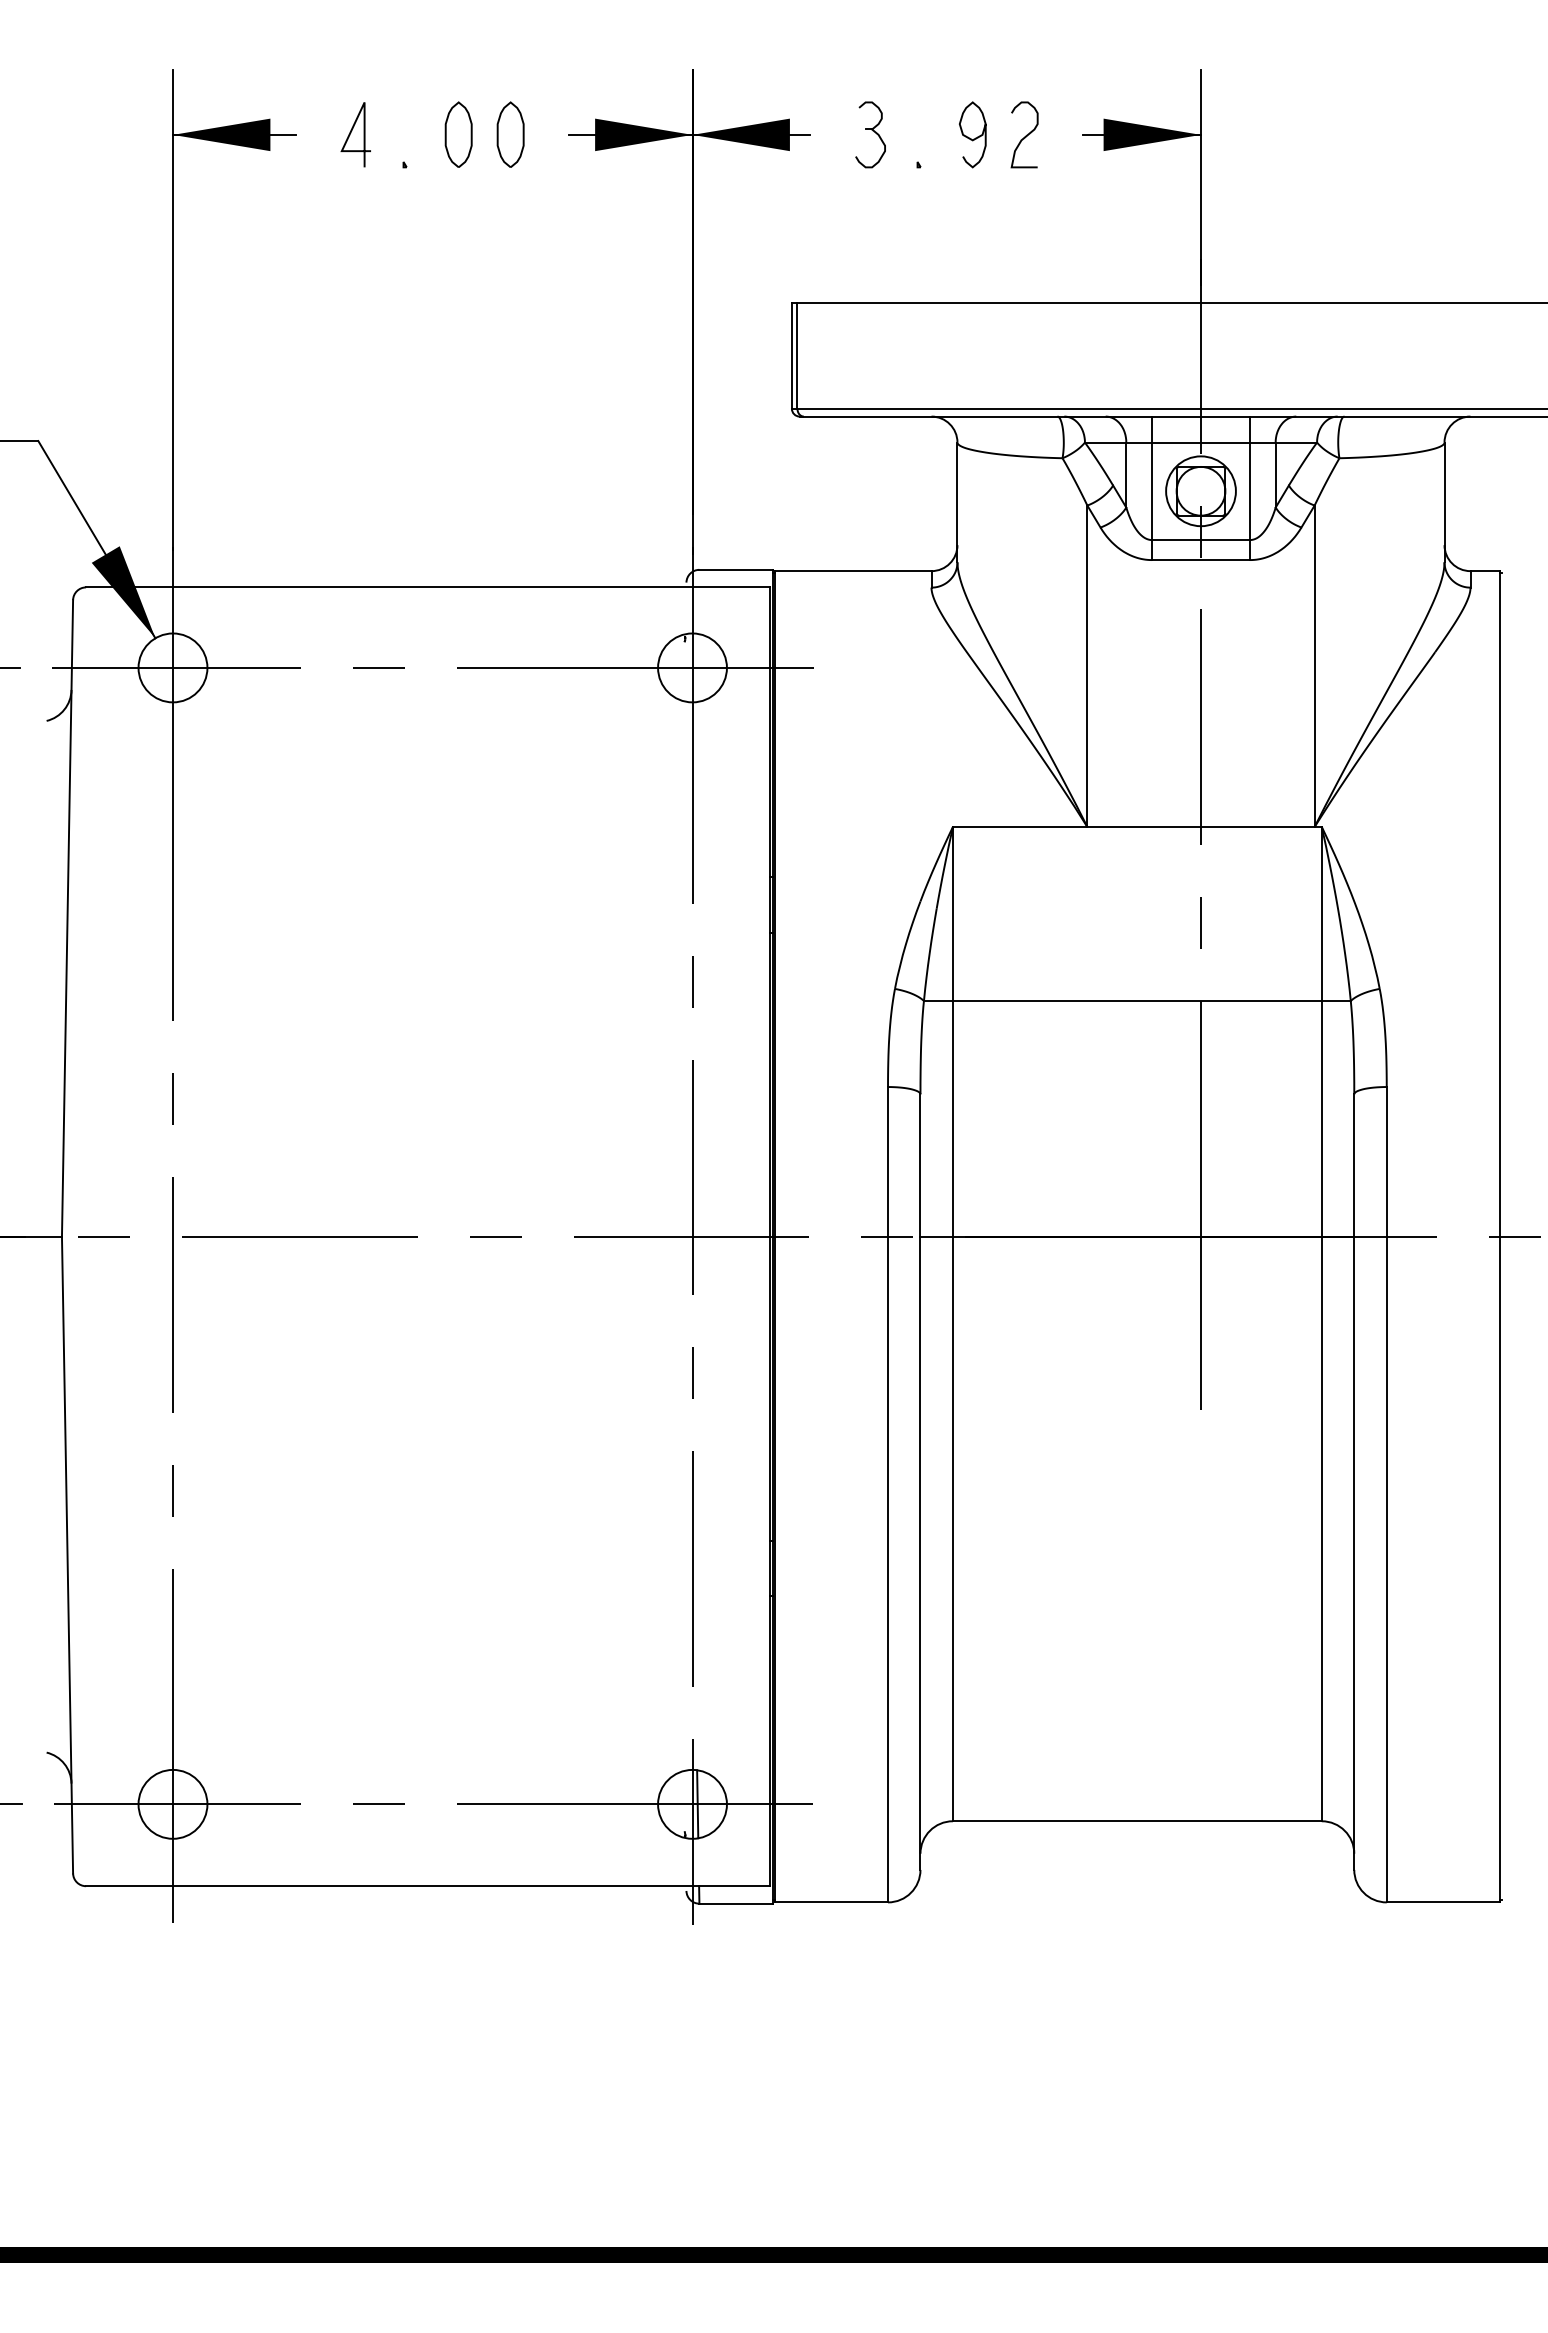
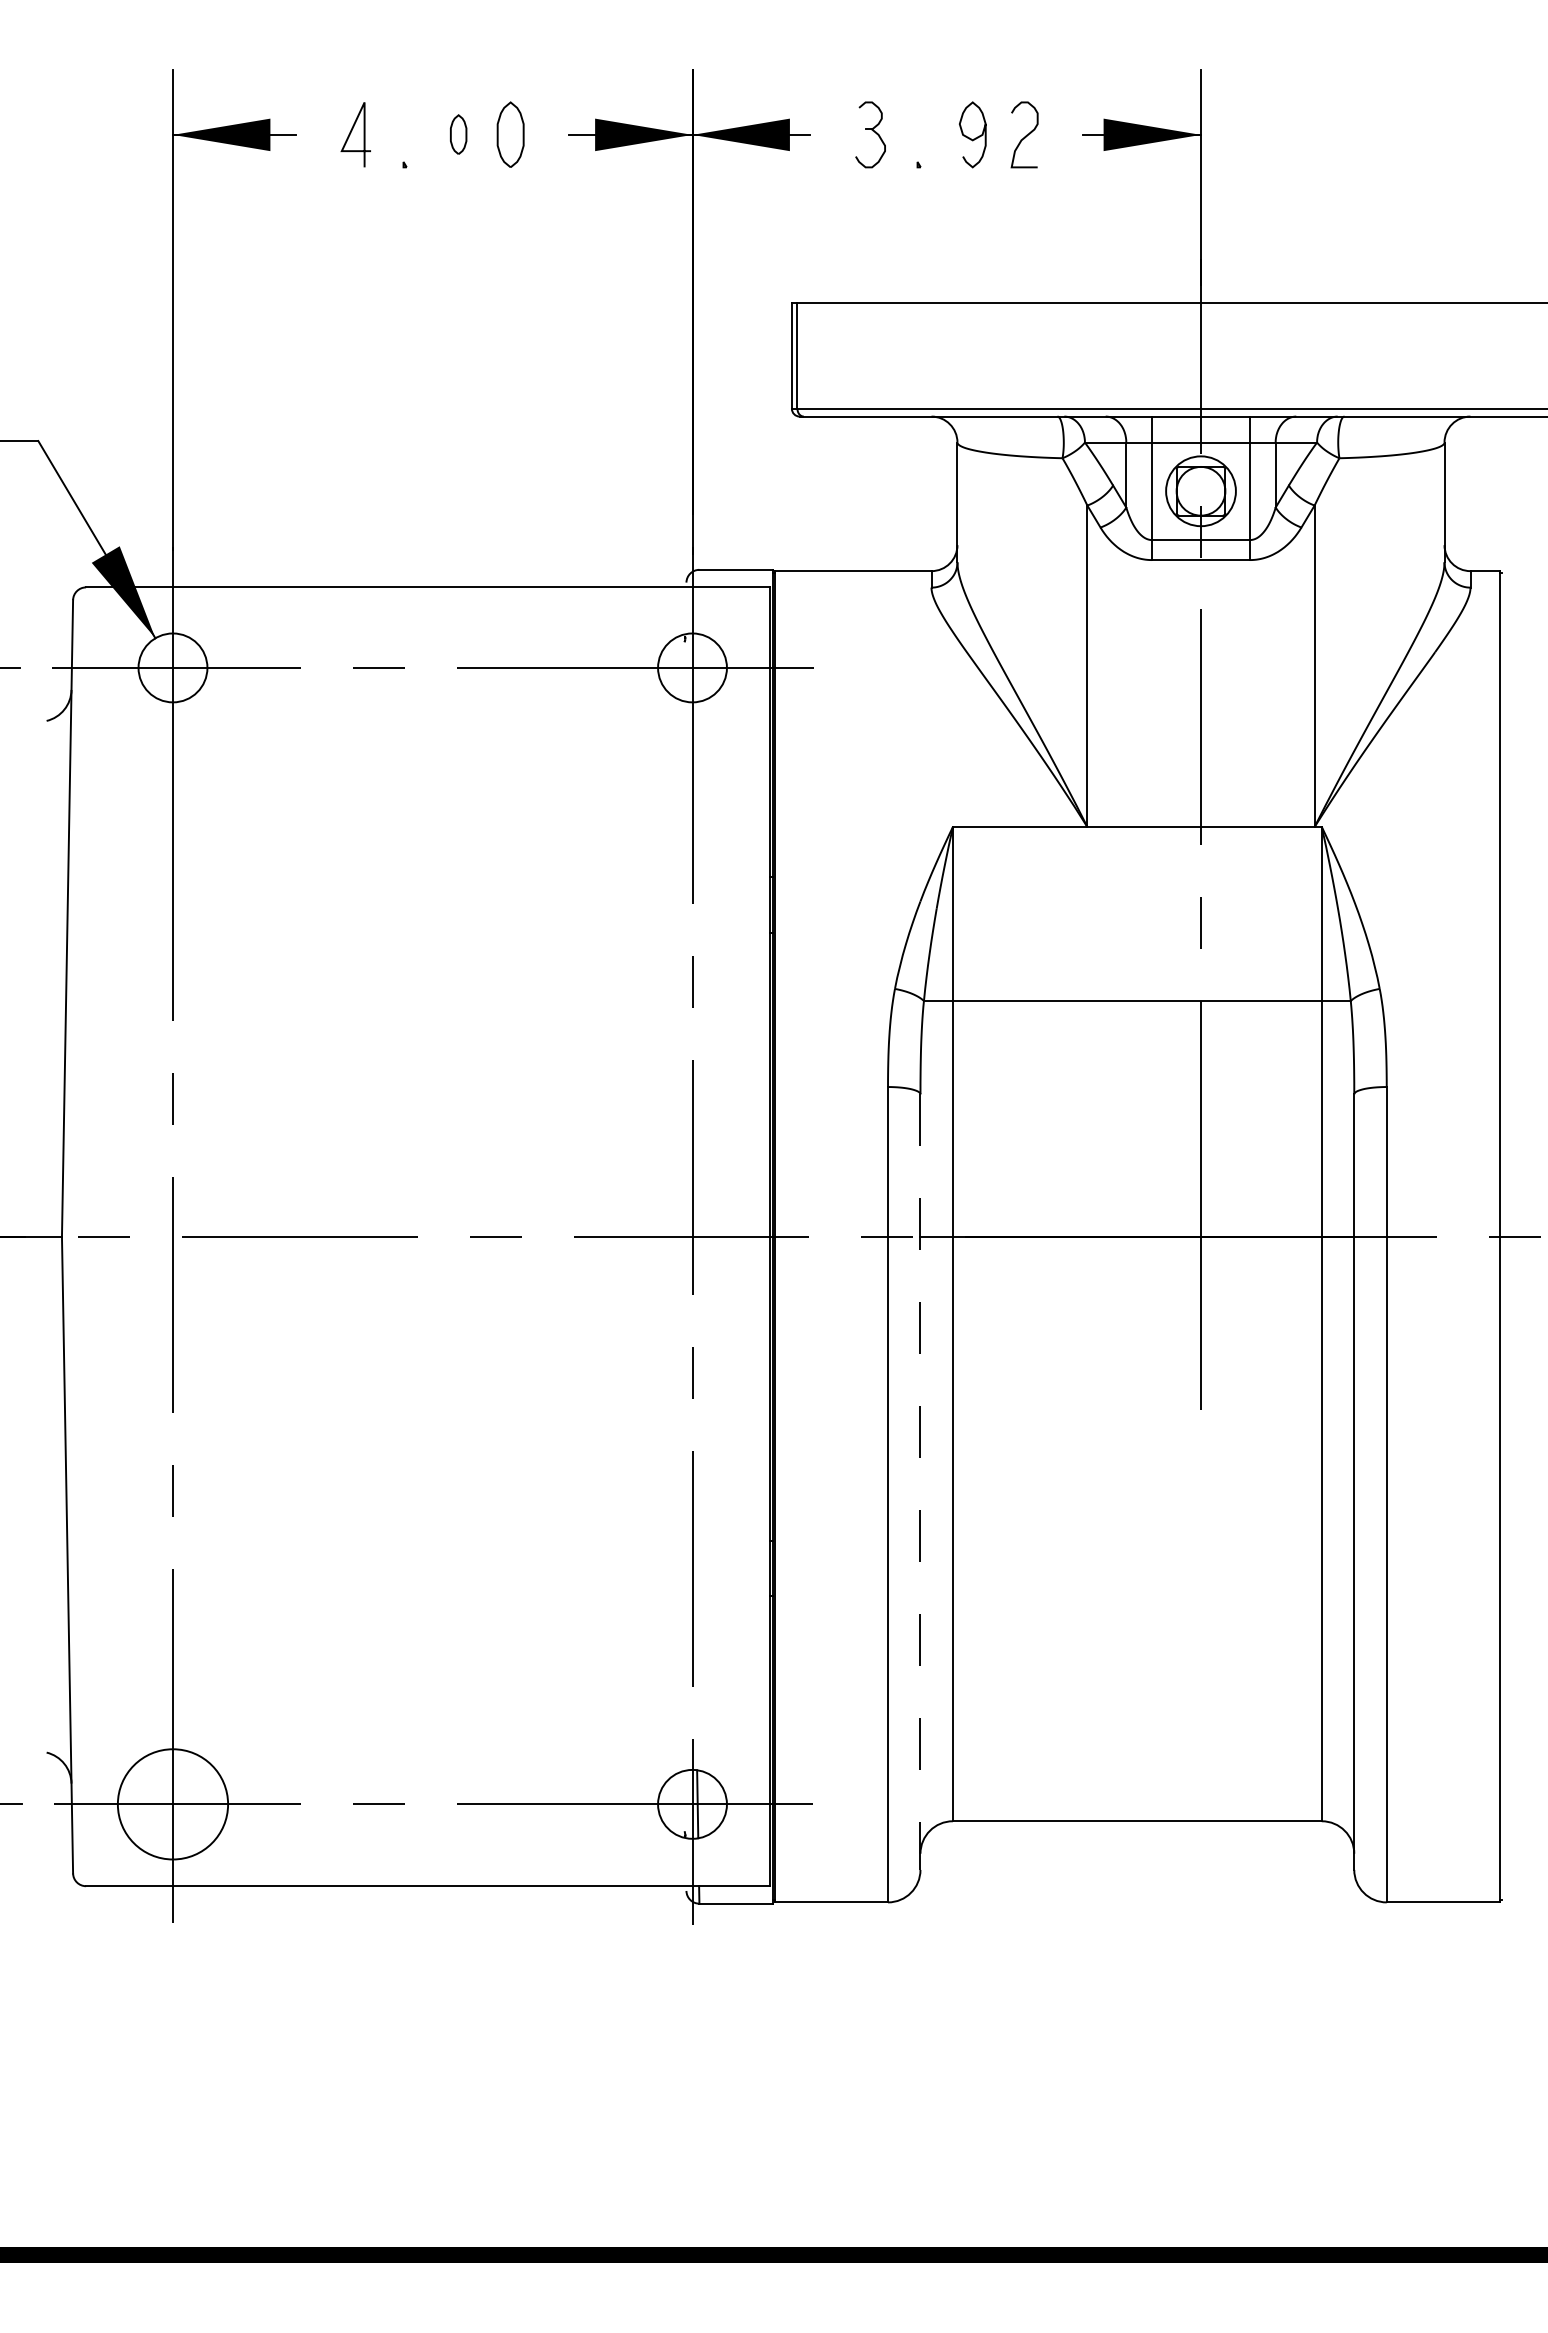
part size: 29x67 px -> 18x41 px (458, 134)
line: solid -> dashed (920, 1482)
circle diameter: 69 px -> 110 px (172, 1804)
